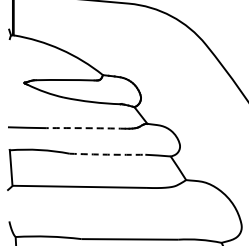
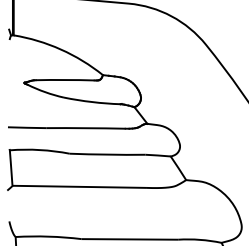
arc: dashed -> solid (85, 128)
arc: dashed -> solid (107, 154)
